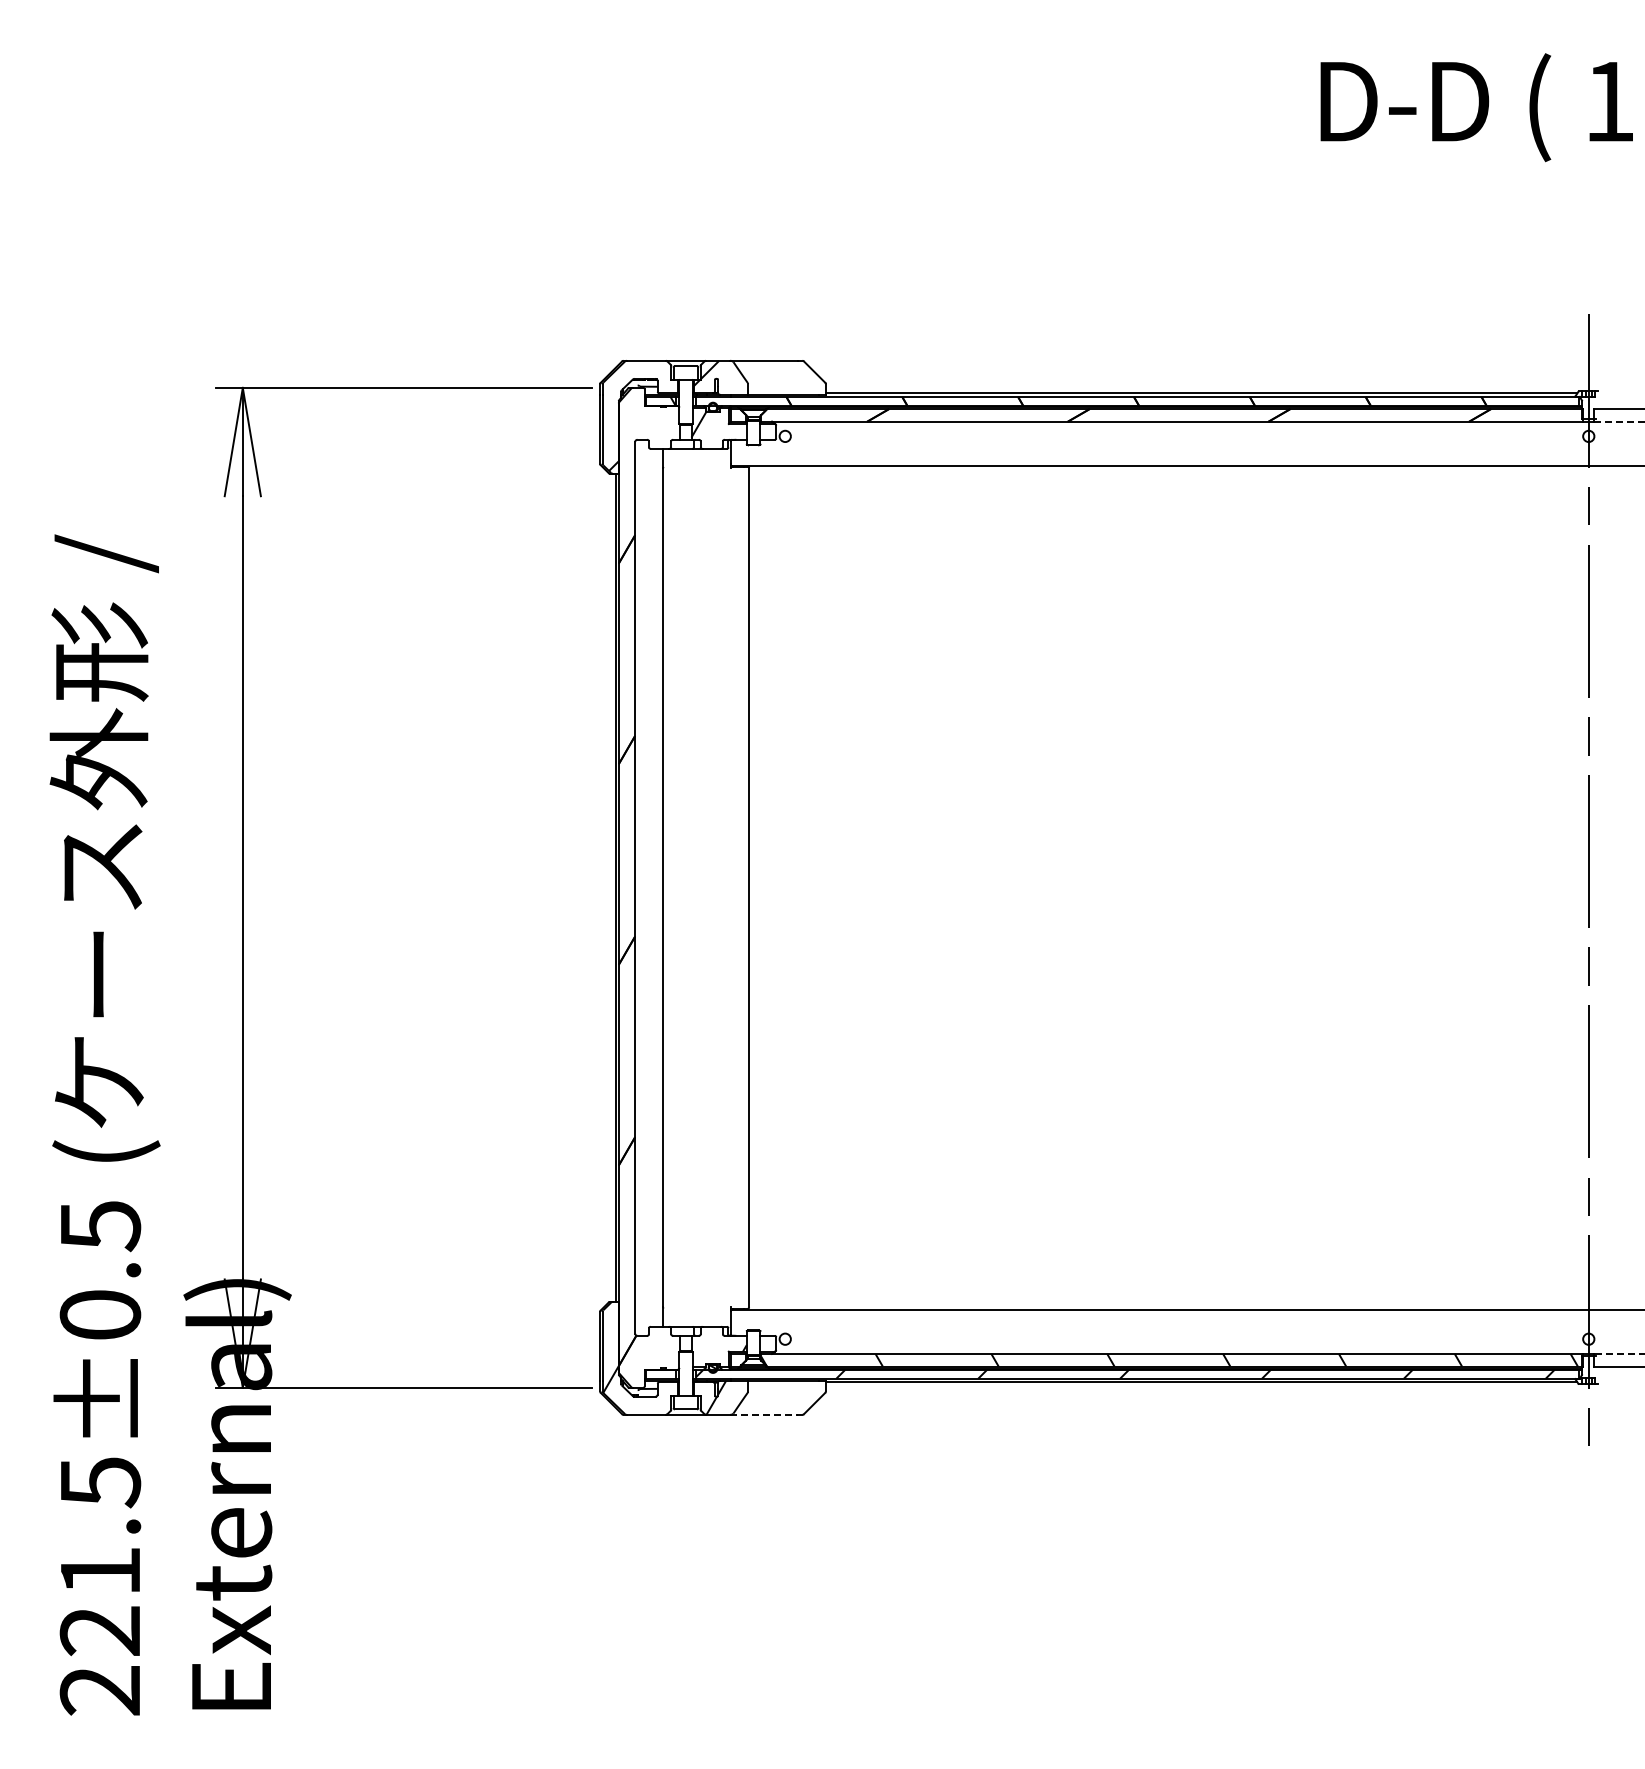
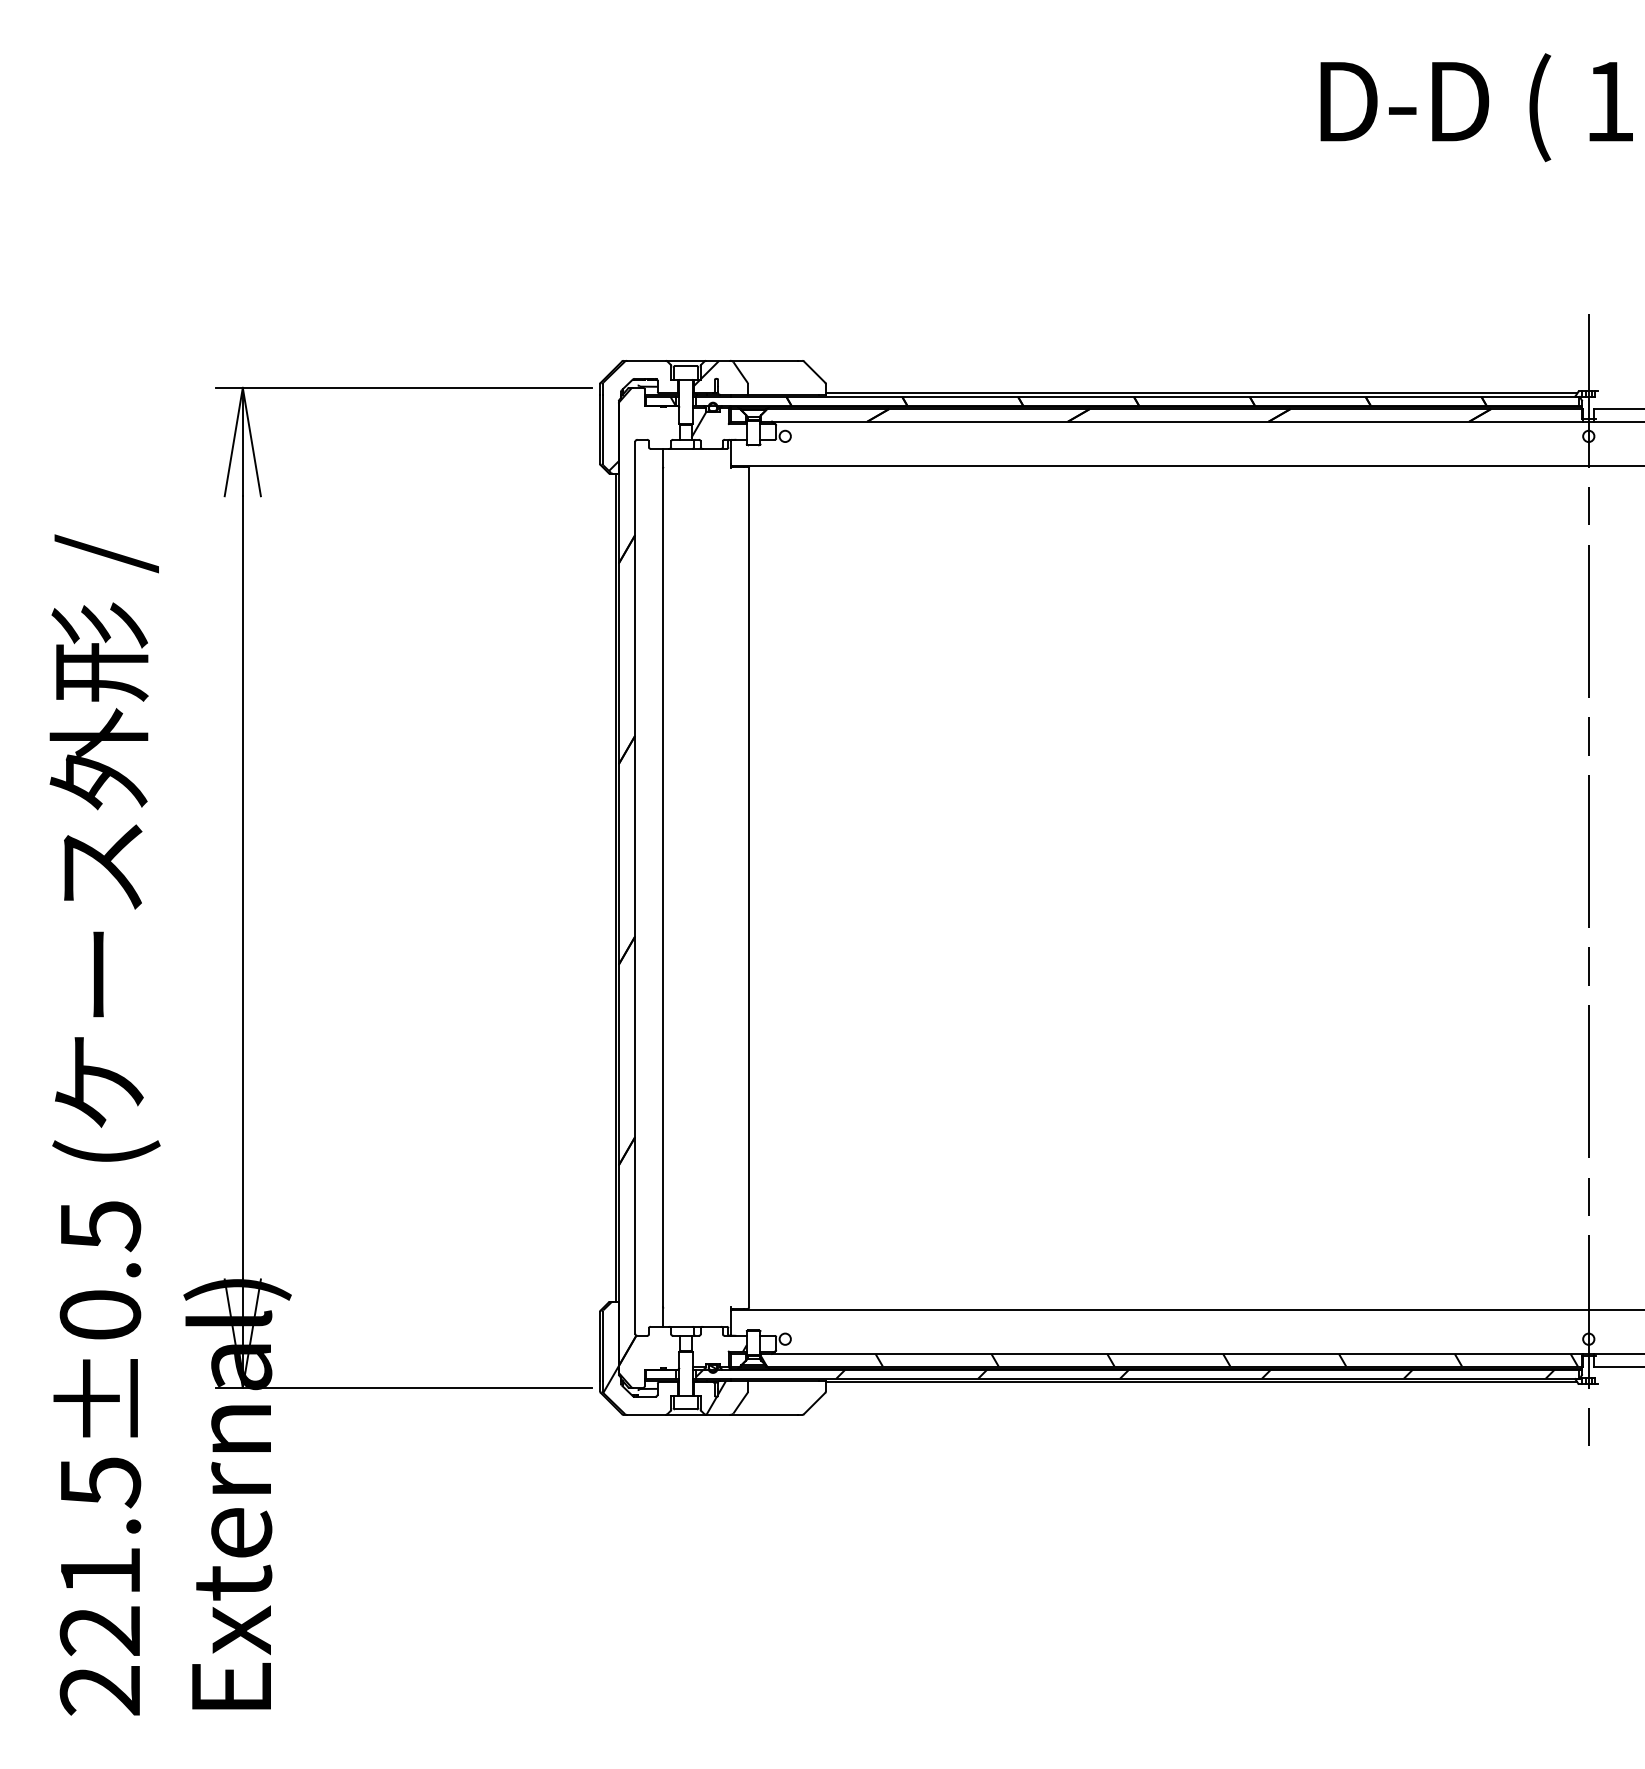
line: dashed -> solid (1619, 421)
line: dashed -> solid (1619, 1353)
line: dashed -> solid (764, 1414)
